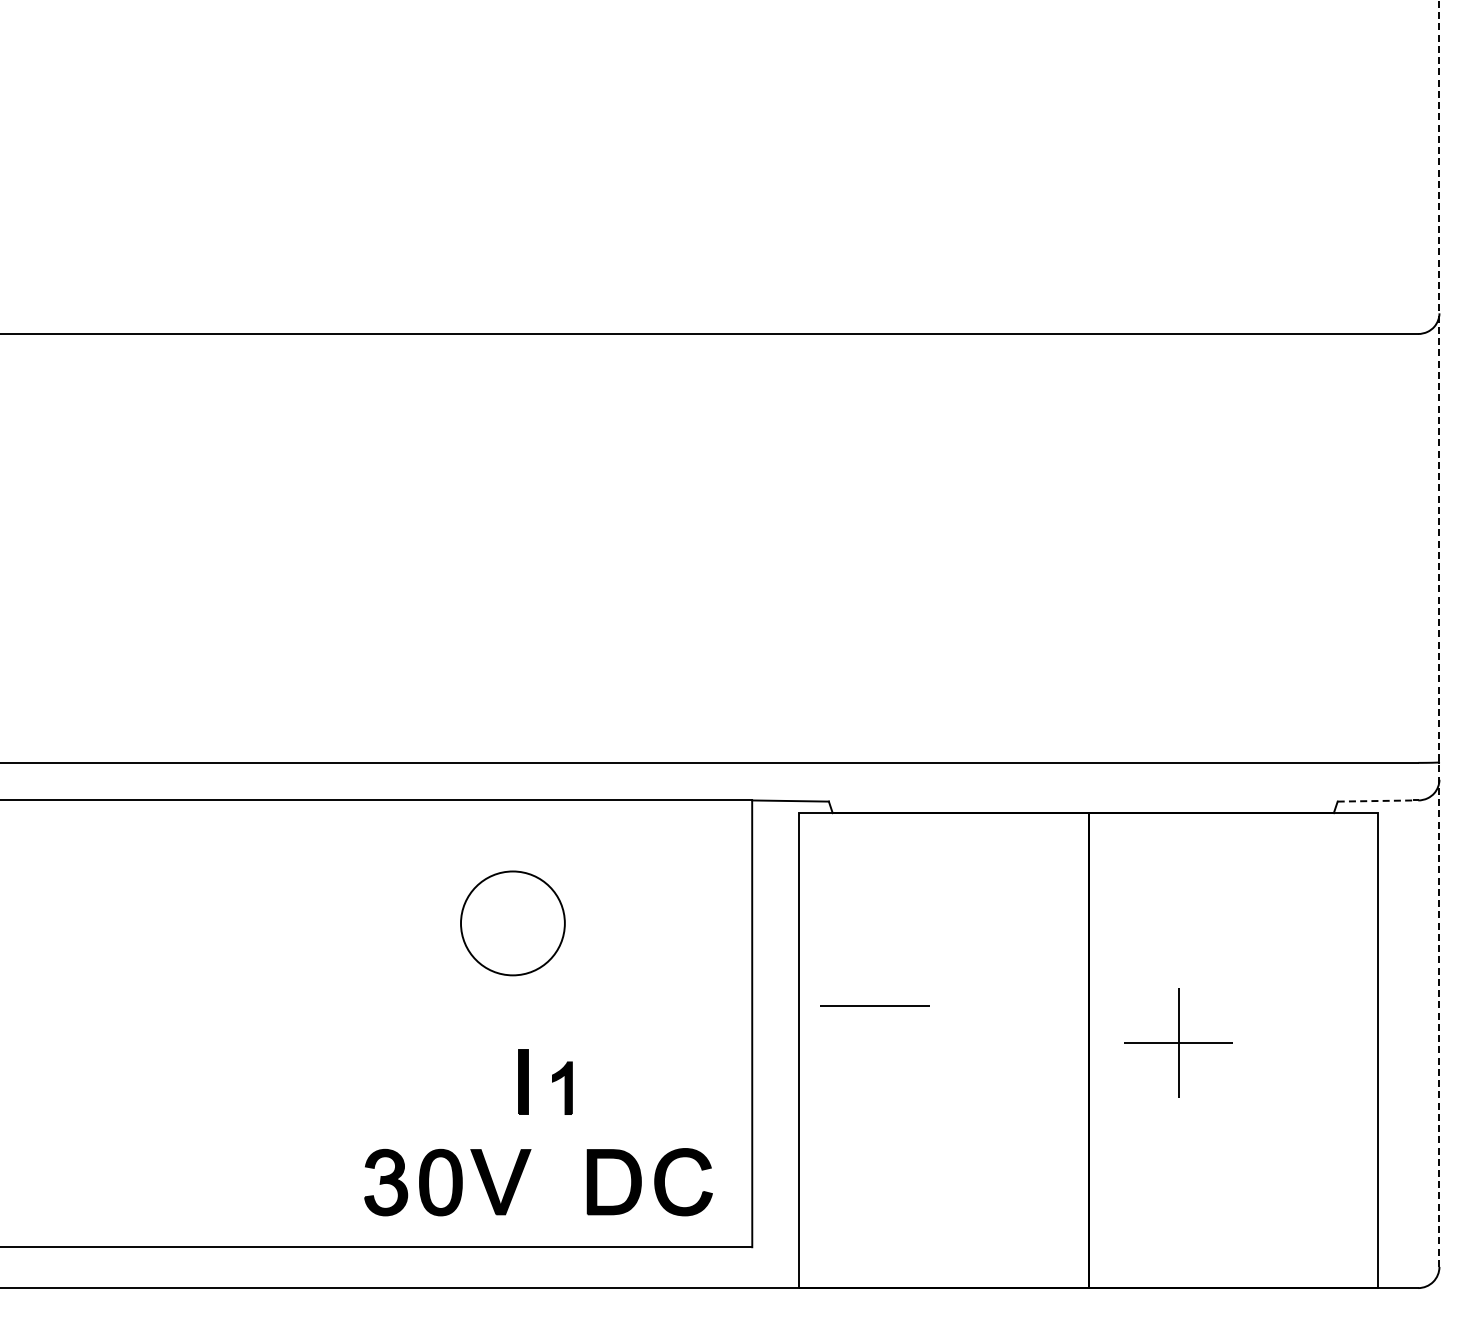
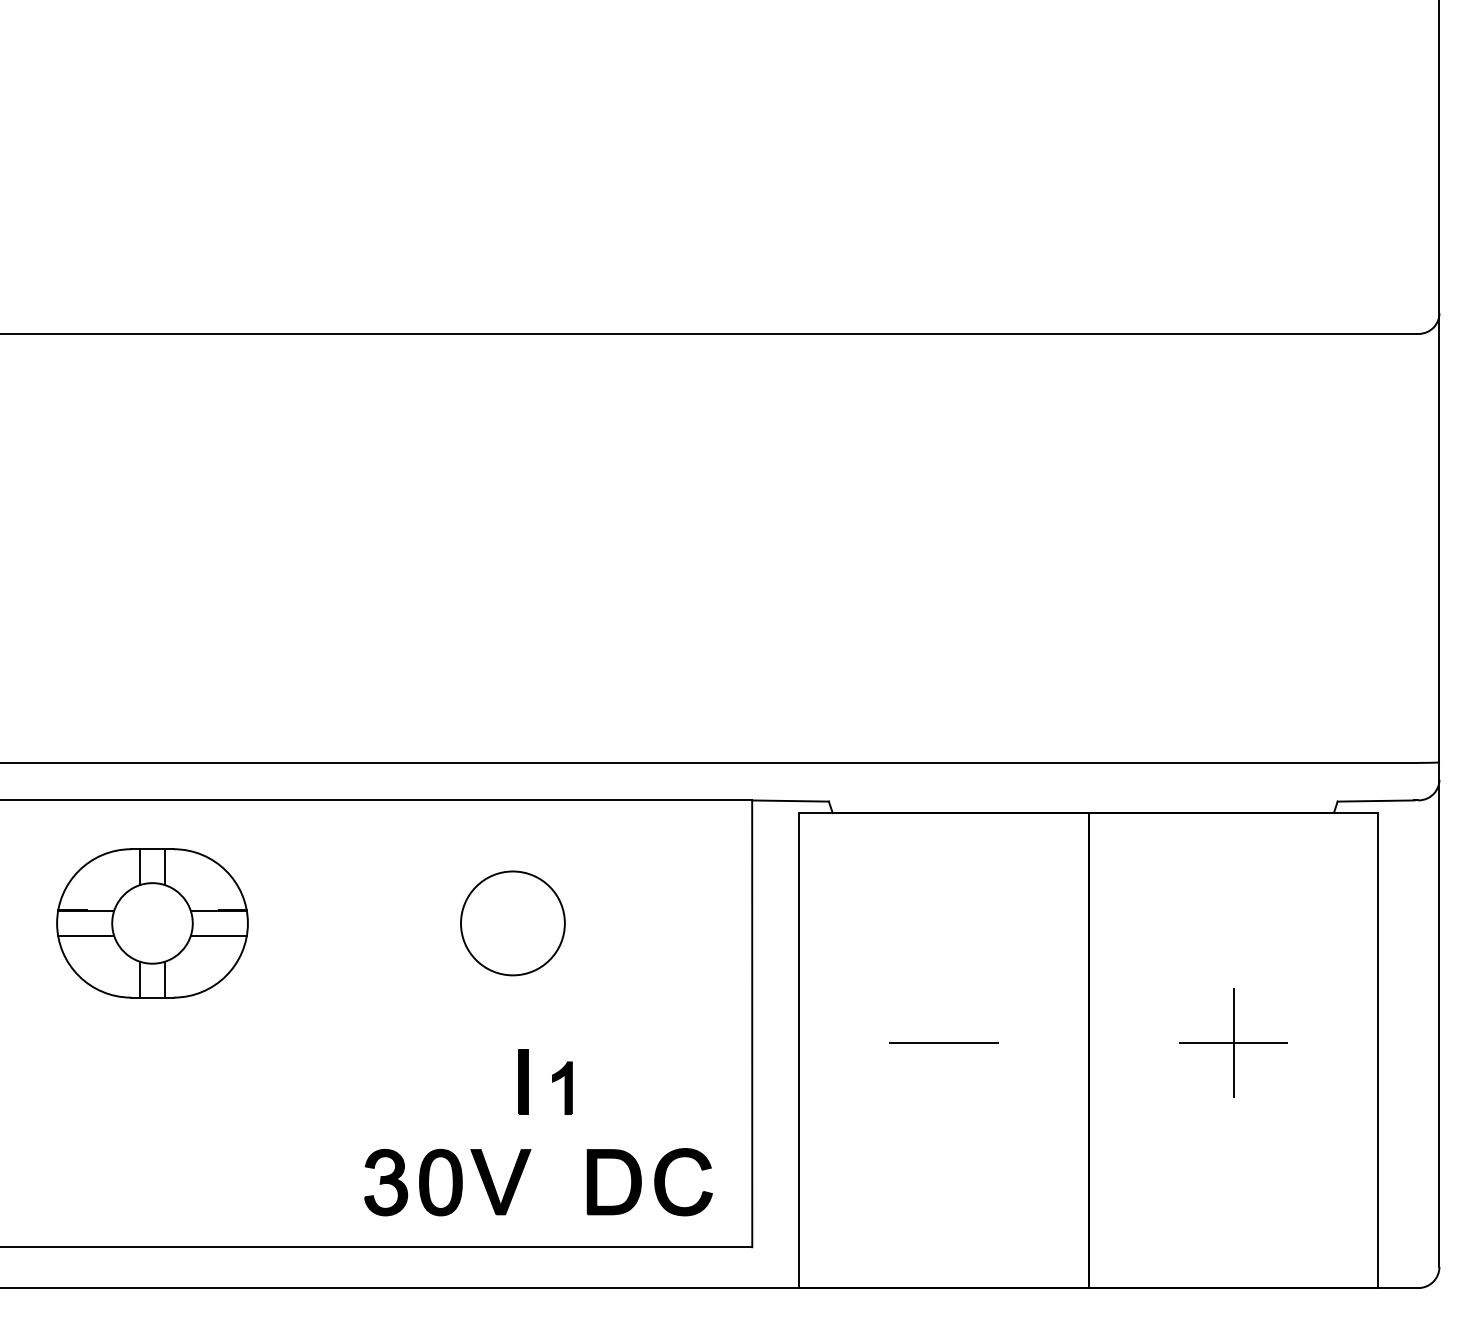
line: dashed -> solid (1439, 633)
line: dashed -> solid (1376, 801)
part: none -> present (152, 923)
line position: (874, 1005) -> (943, 1042) (943, 1042)
part position: (1178, 1042) -> (1233, 1042) (1233, 1042)
